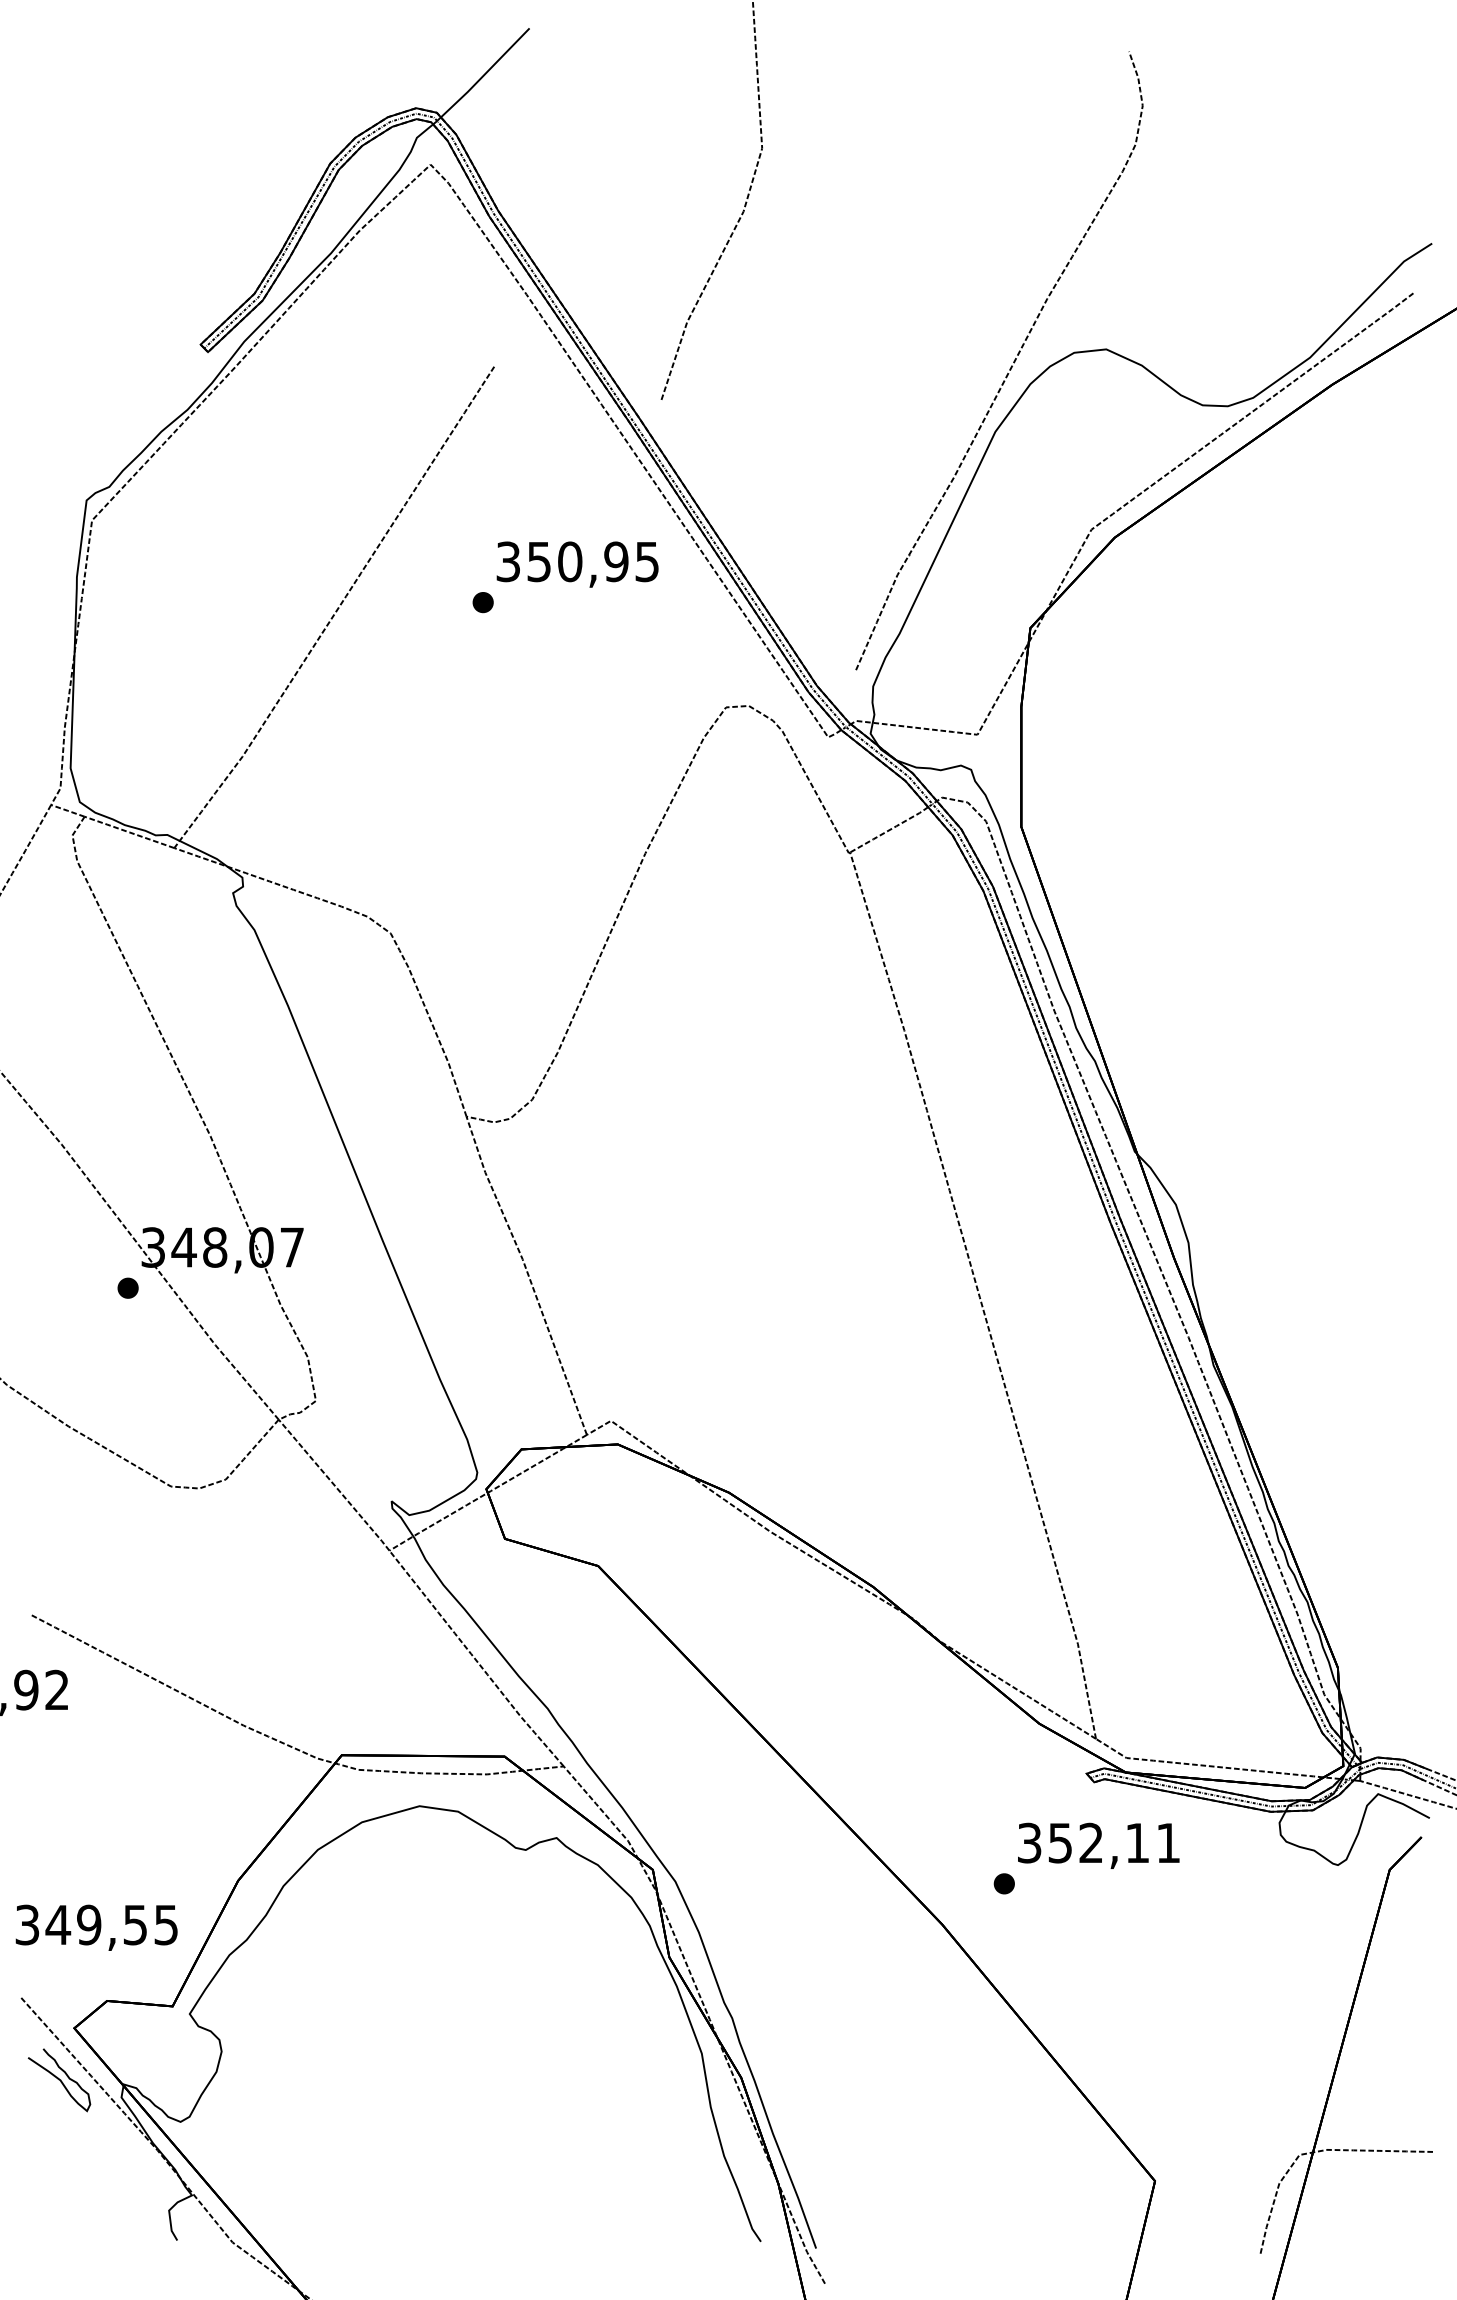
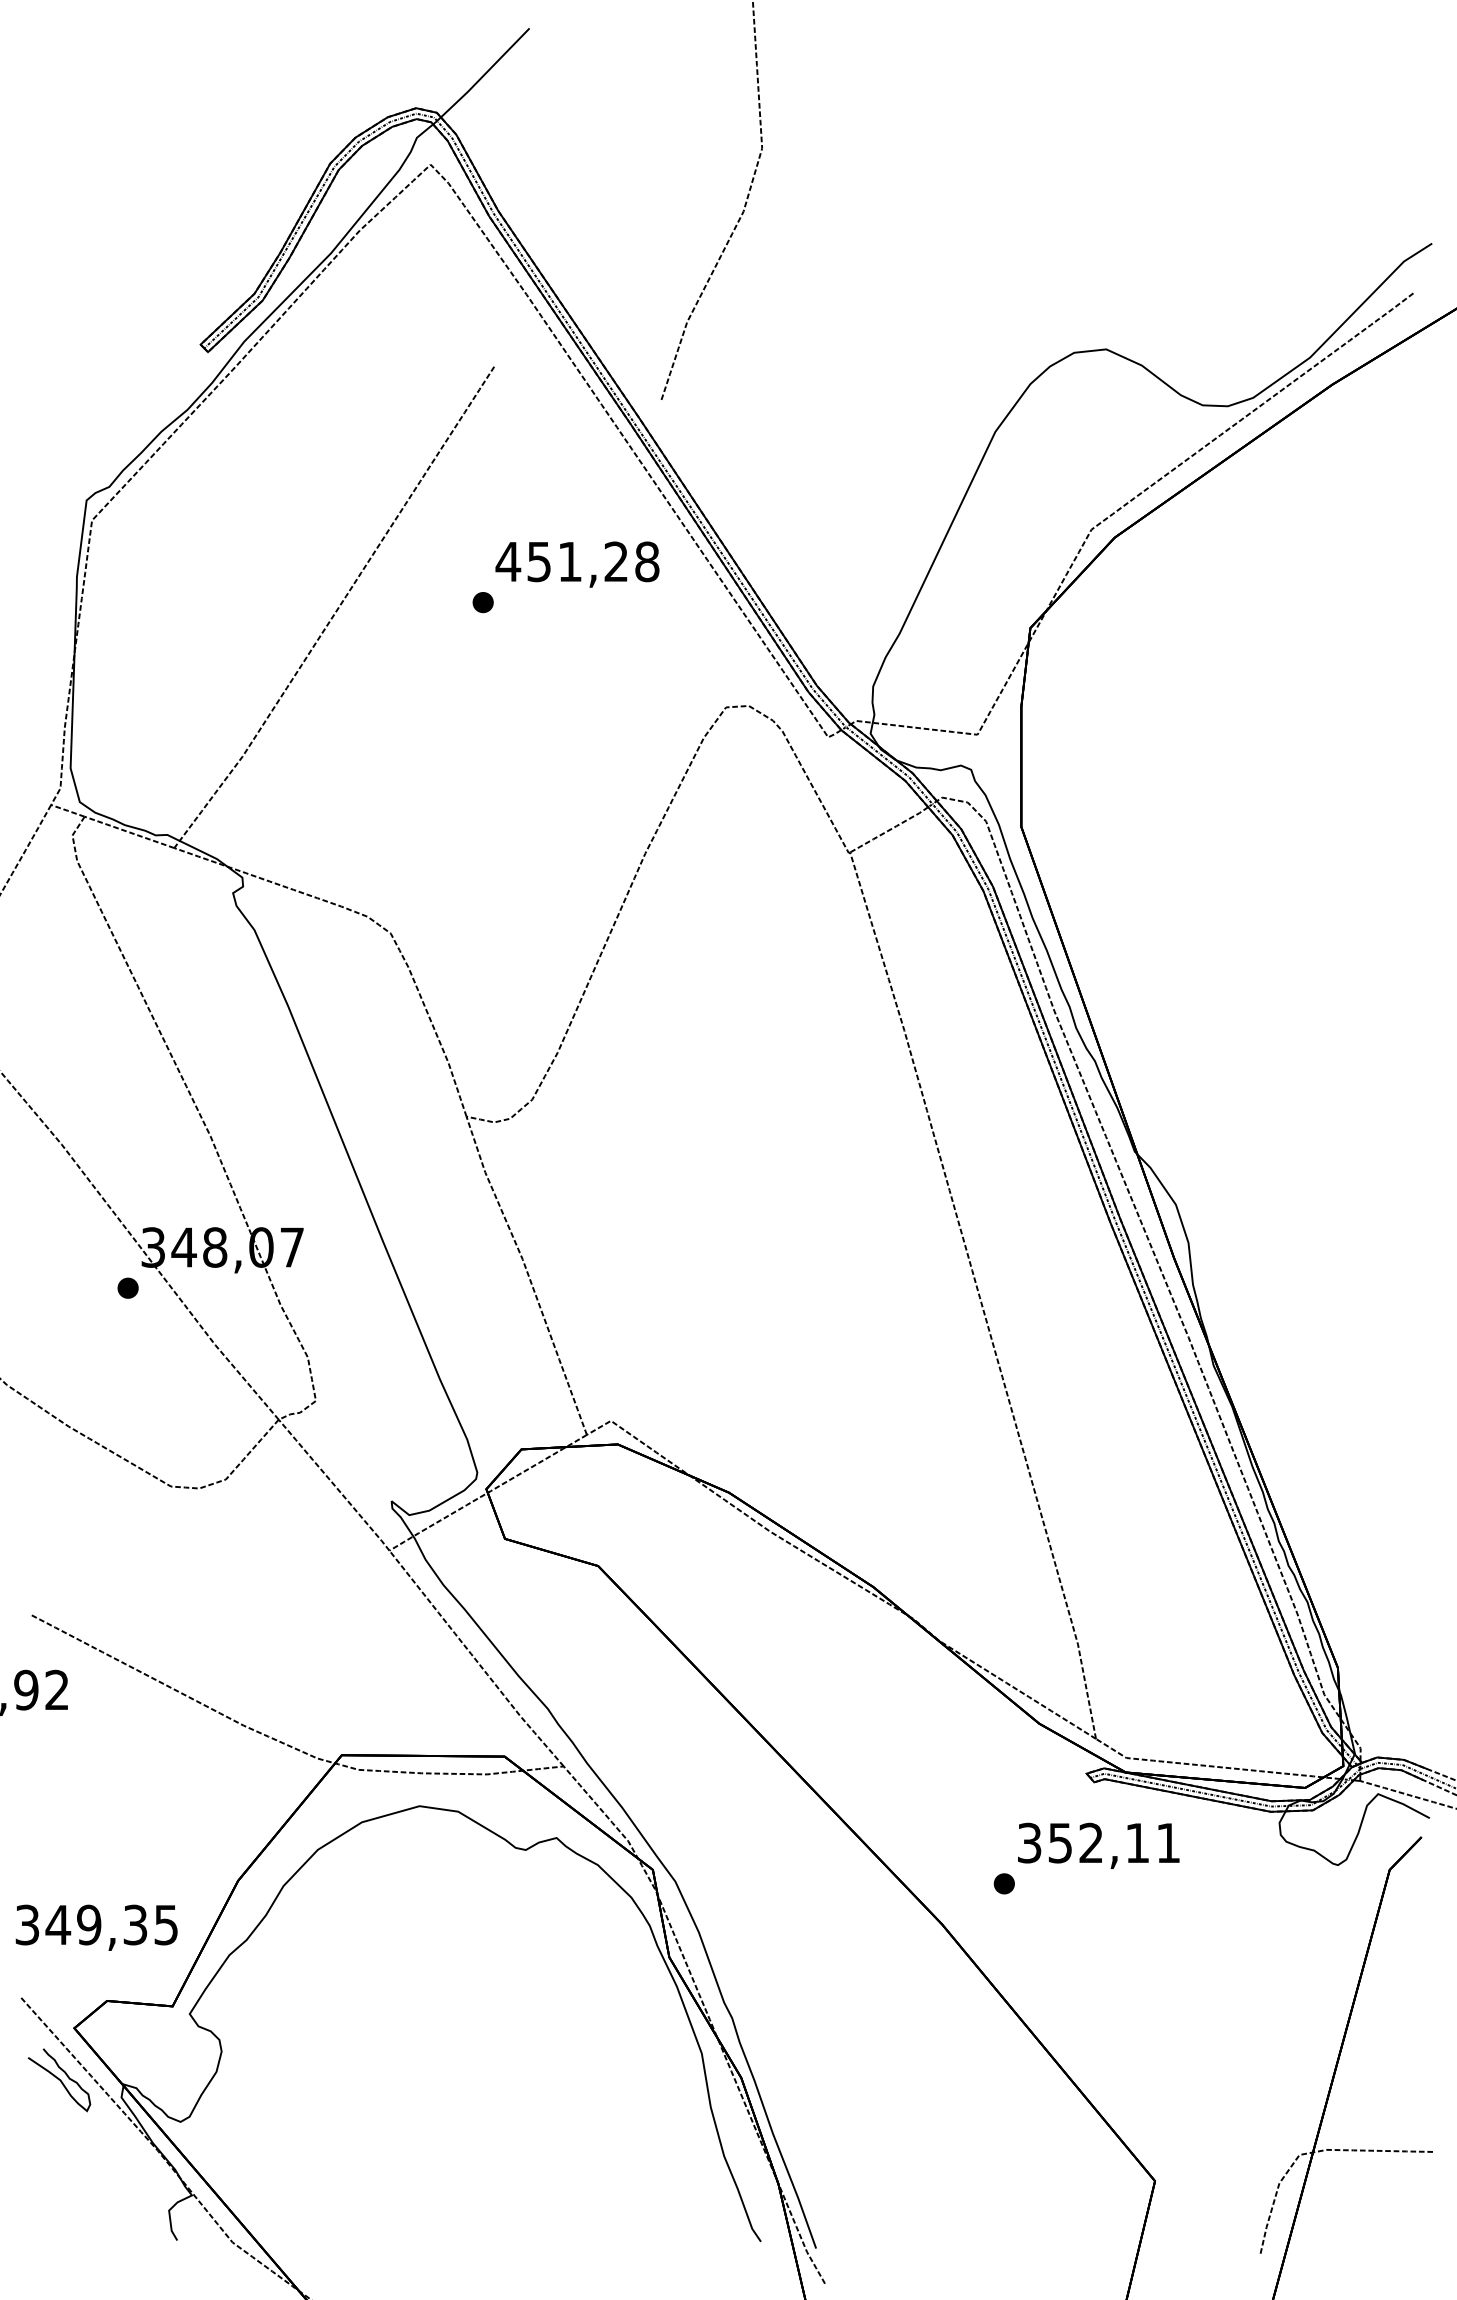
curve: present -> none (1009, 368)
text: 350,95 -> 451,28 (577, 561)
text: 349,55 -> 349,35 (135, 1924)
